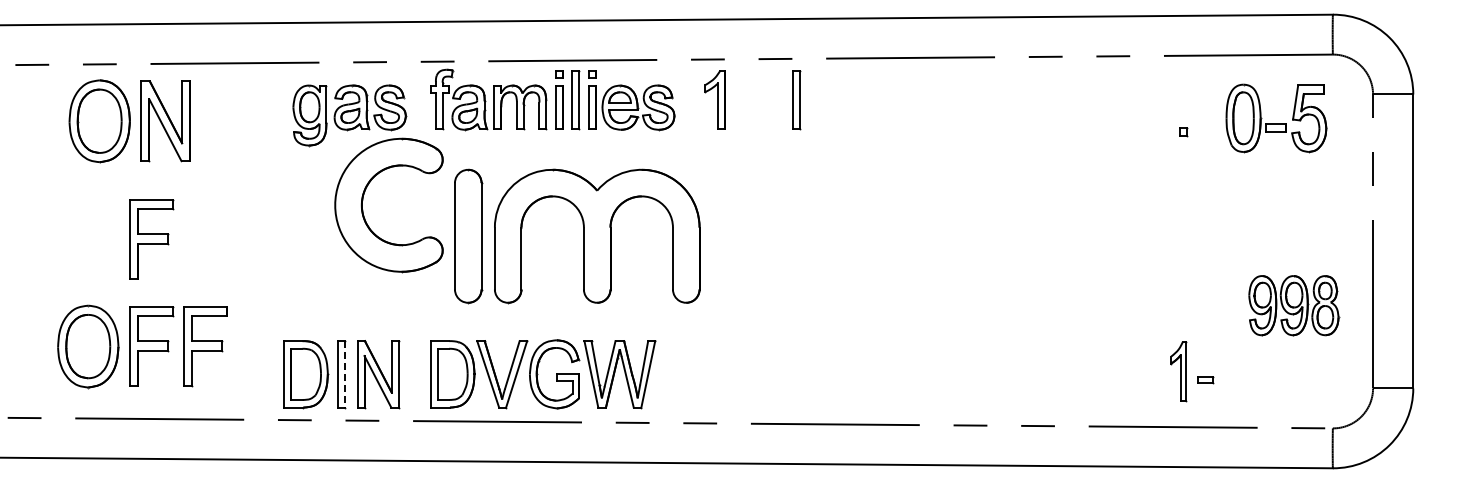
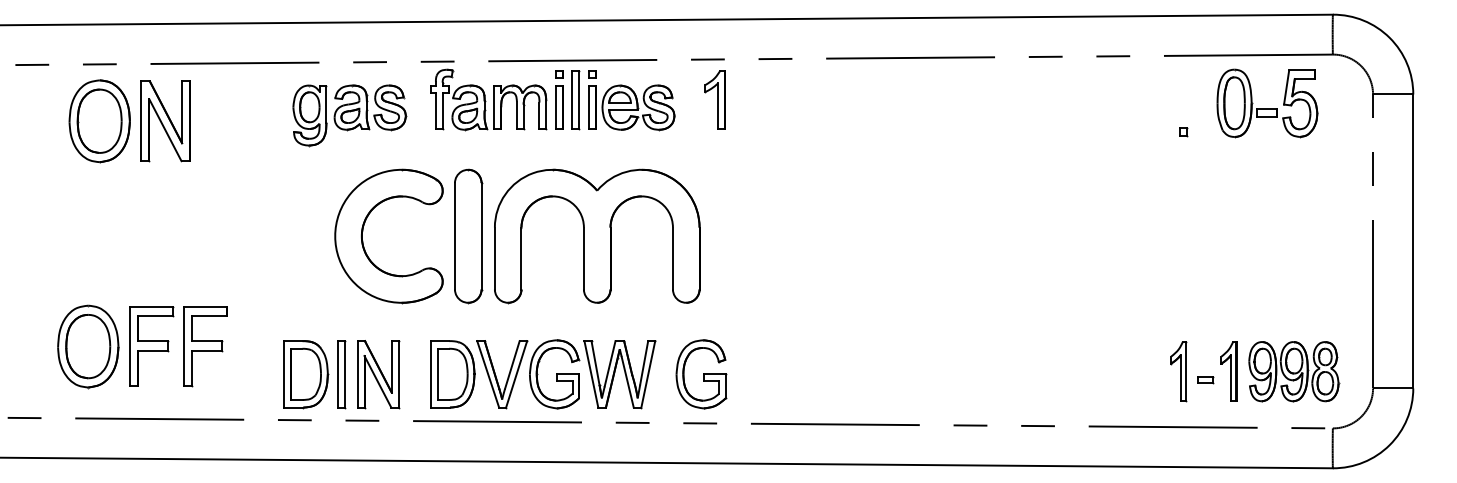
part: present -> none (796, 100)
part position: (1276, 118) -> (1267, 103) (1267, 103)
part position: (363, 200) -> (363, 231) (363, 231)
part: present -> none (151, 239)
part position: (1294, 305) -> (1294, 371) (1294, 371)
part: none -> present (1228, 371)
line: dashed -> solid (344, 374)
part: none -> present (701, 374)
